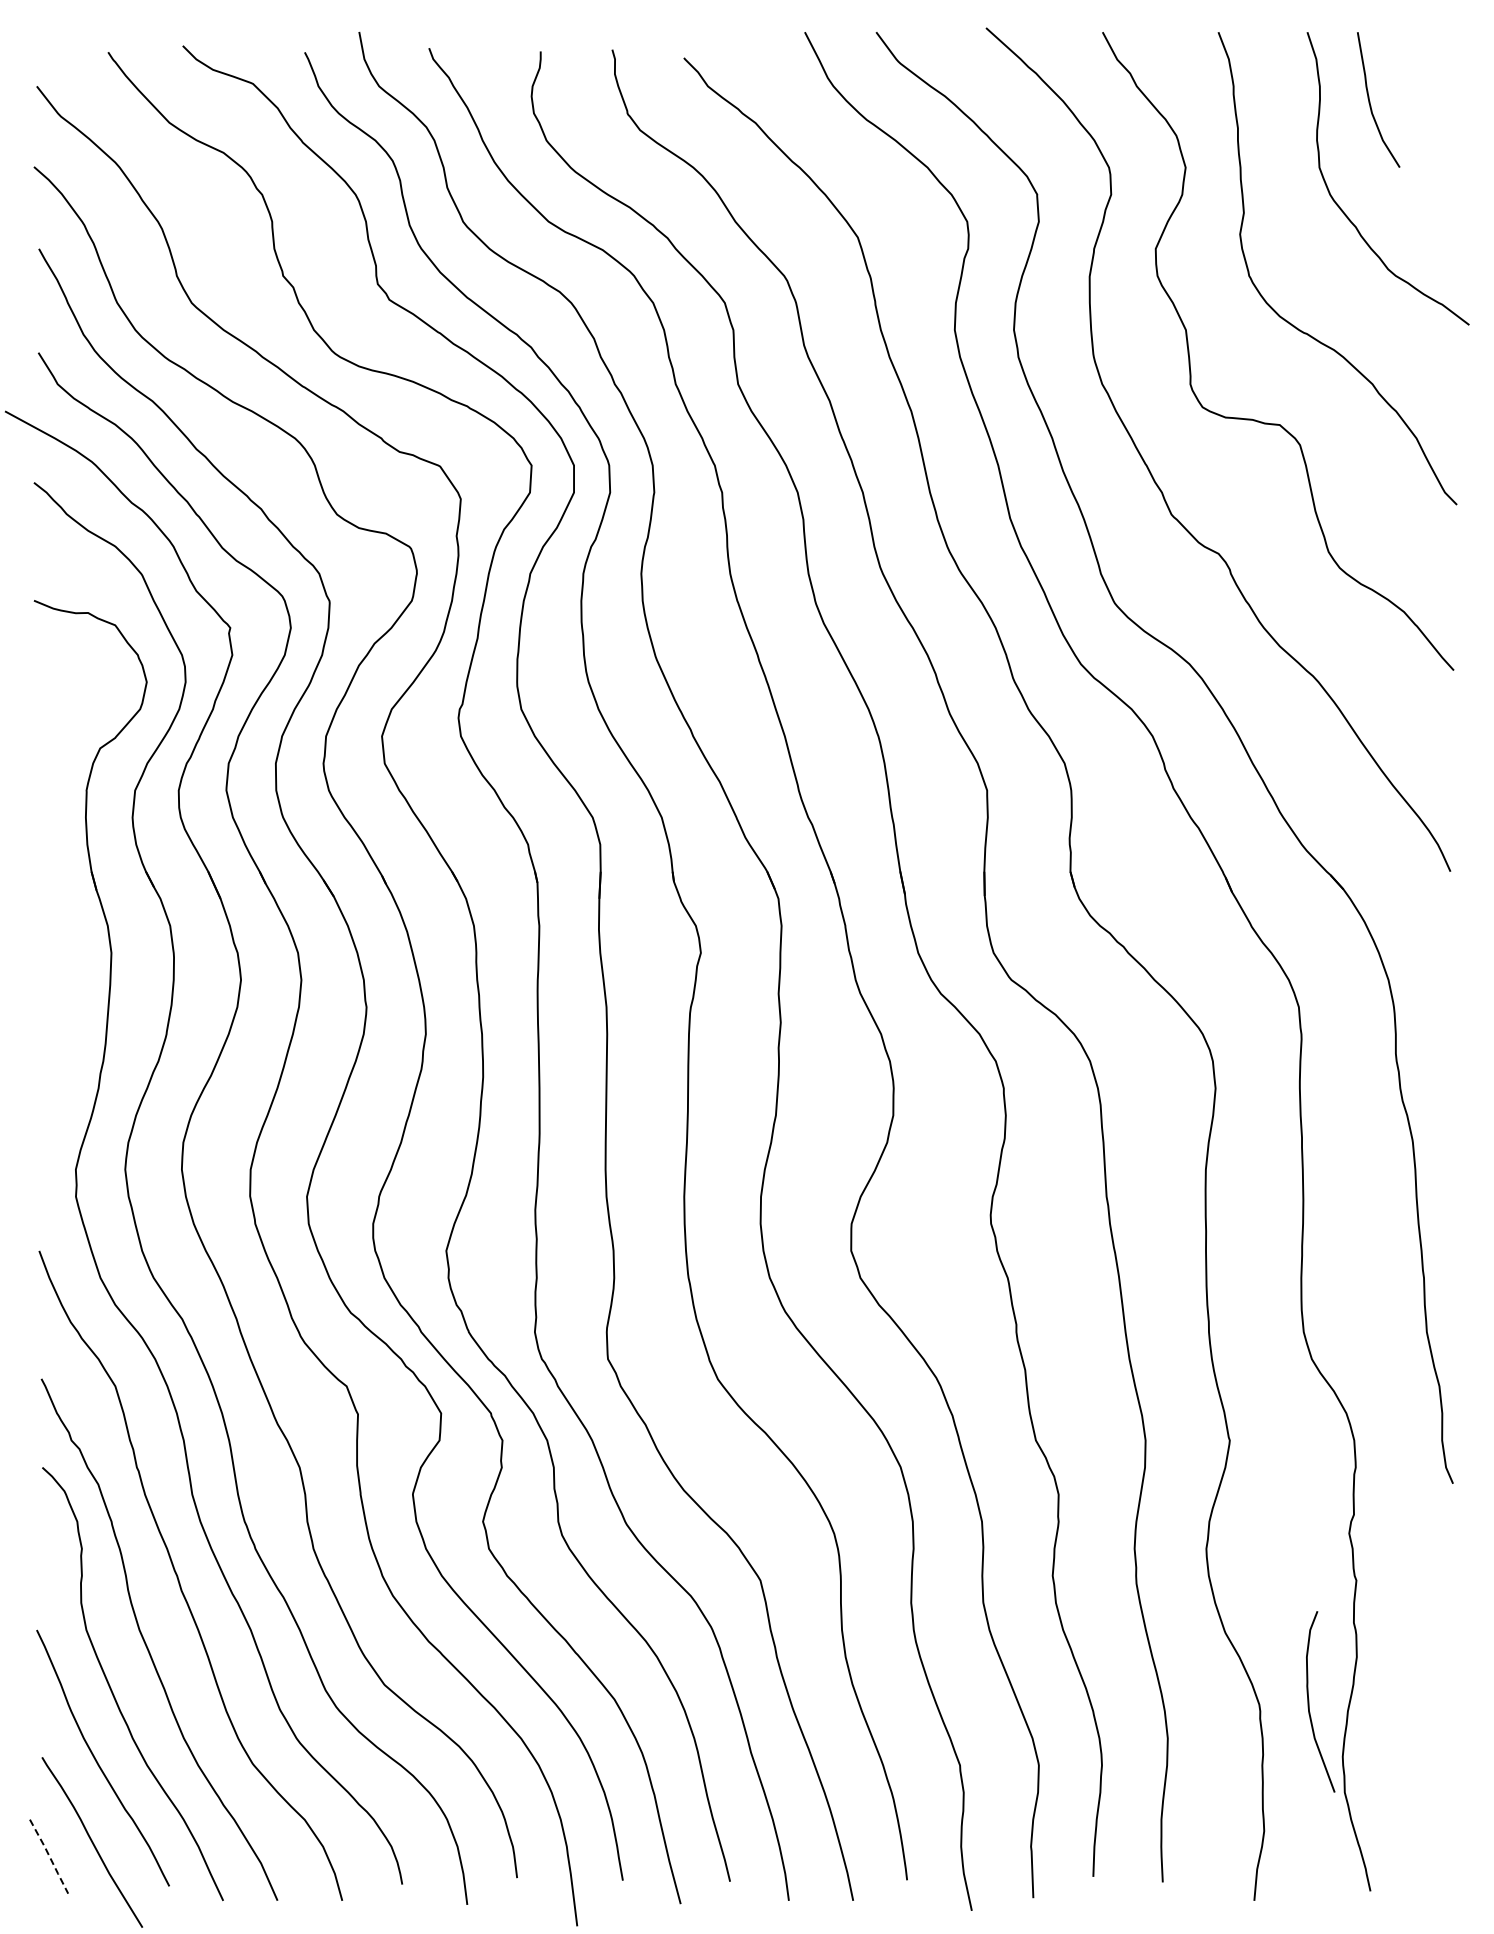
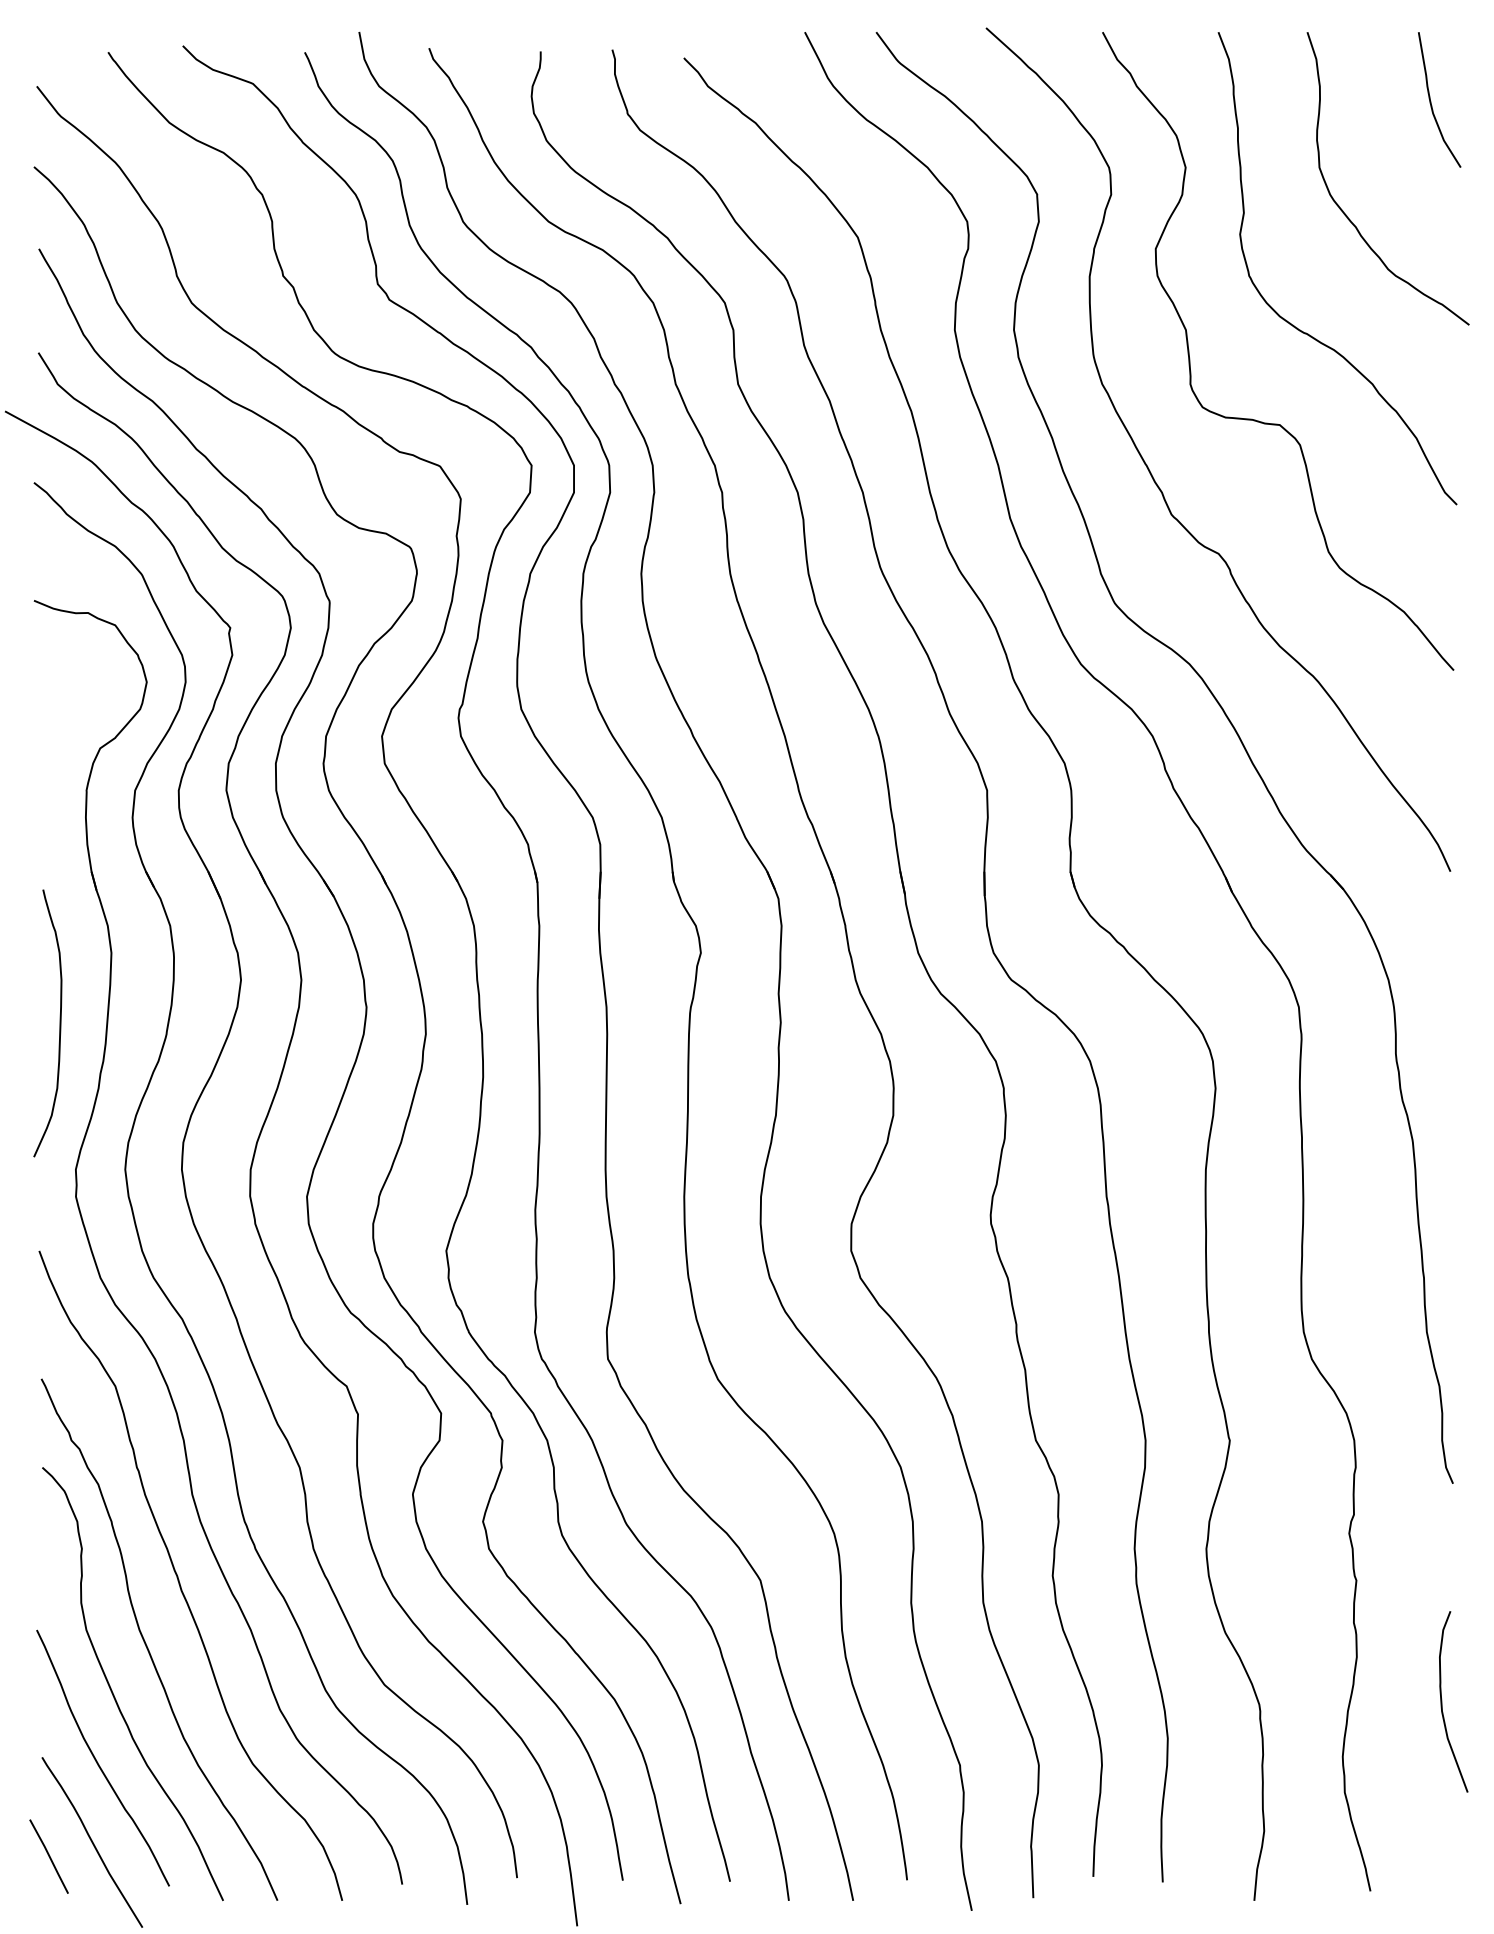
curve position: (1370, 101) -> (1431, 101) (1431, 101)
curve: none -> present (59, 1023)
curve position: (1309, 1701) -> (1442, 1701) (1442, 1701)
line: dashed -> solid (49, 1857)
